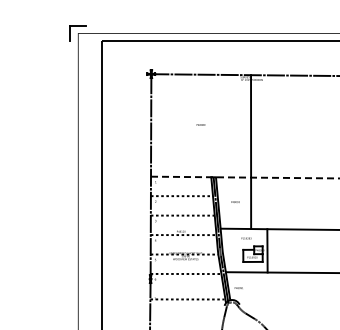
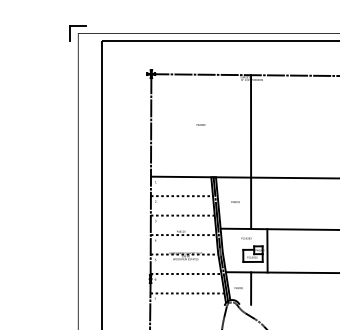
line: dashed -> solid (245, 177)
line: none -> present (251, 288)
line position: (187, 299) -> (187, 293) (187, 293)
